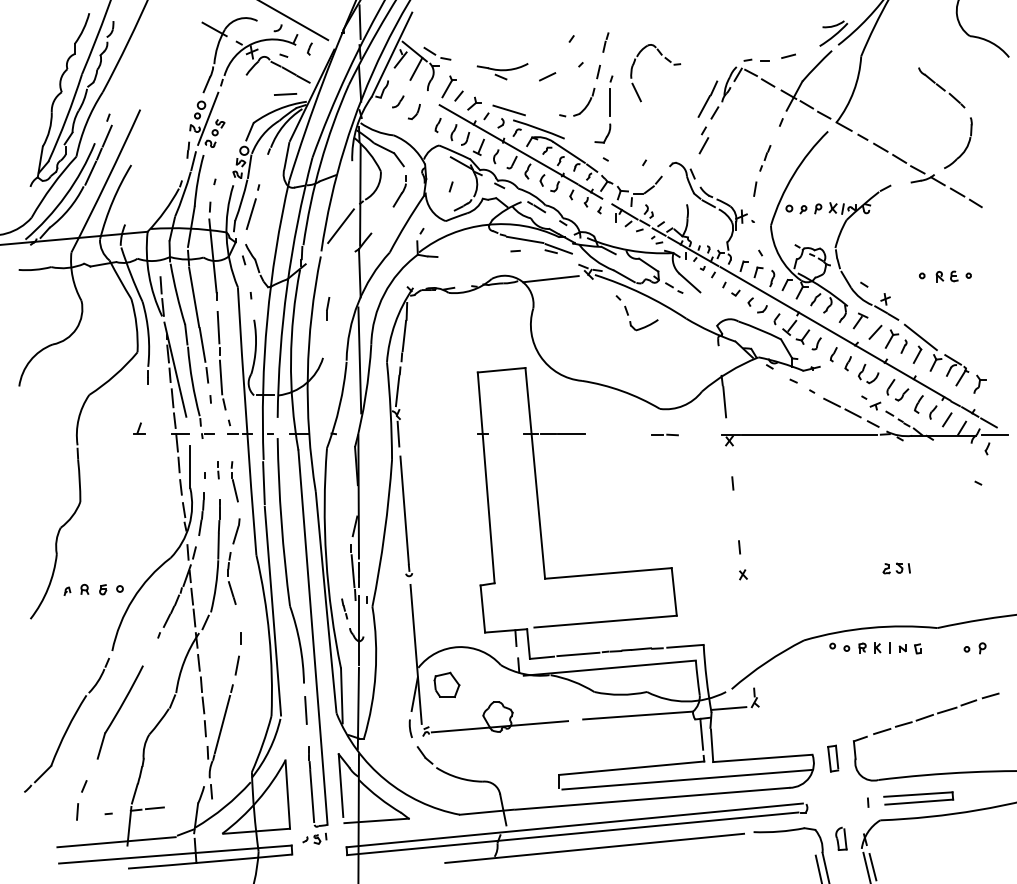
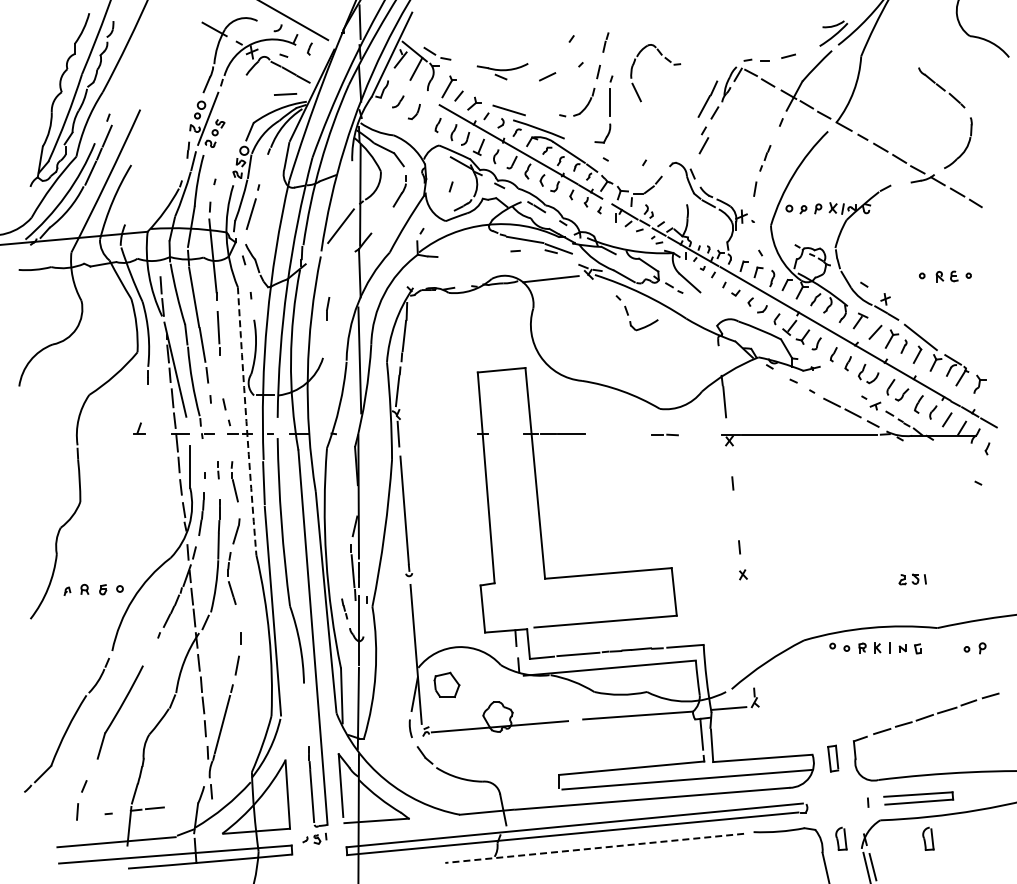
line: present -> none (220, 377)
arc: solid -> dashed (246, 421)
line: present -> none (994, 435)
part position: (896, 568) -> (912, 579) (912, 579)
line: present -> none (305, 710)
part: none -> present (928, 838)
line: solid -> dashed (594, 848)
line: present -> none (818, 867)
